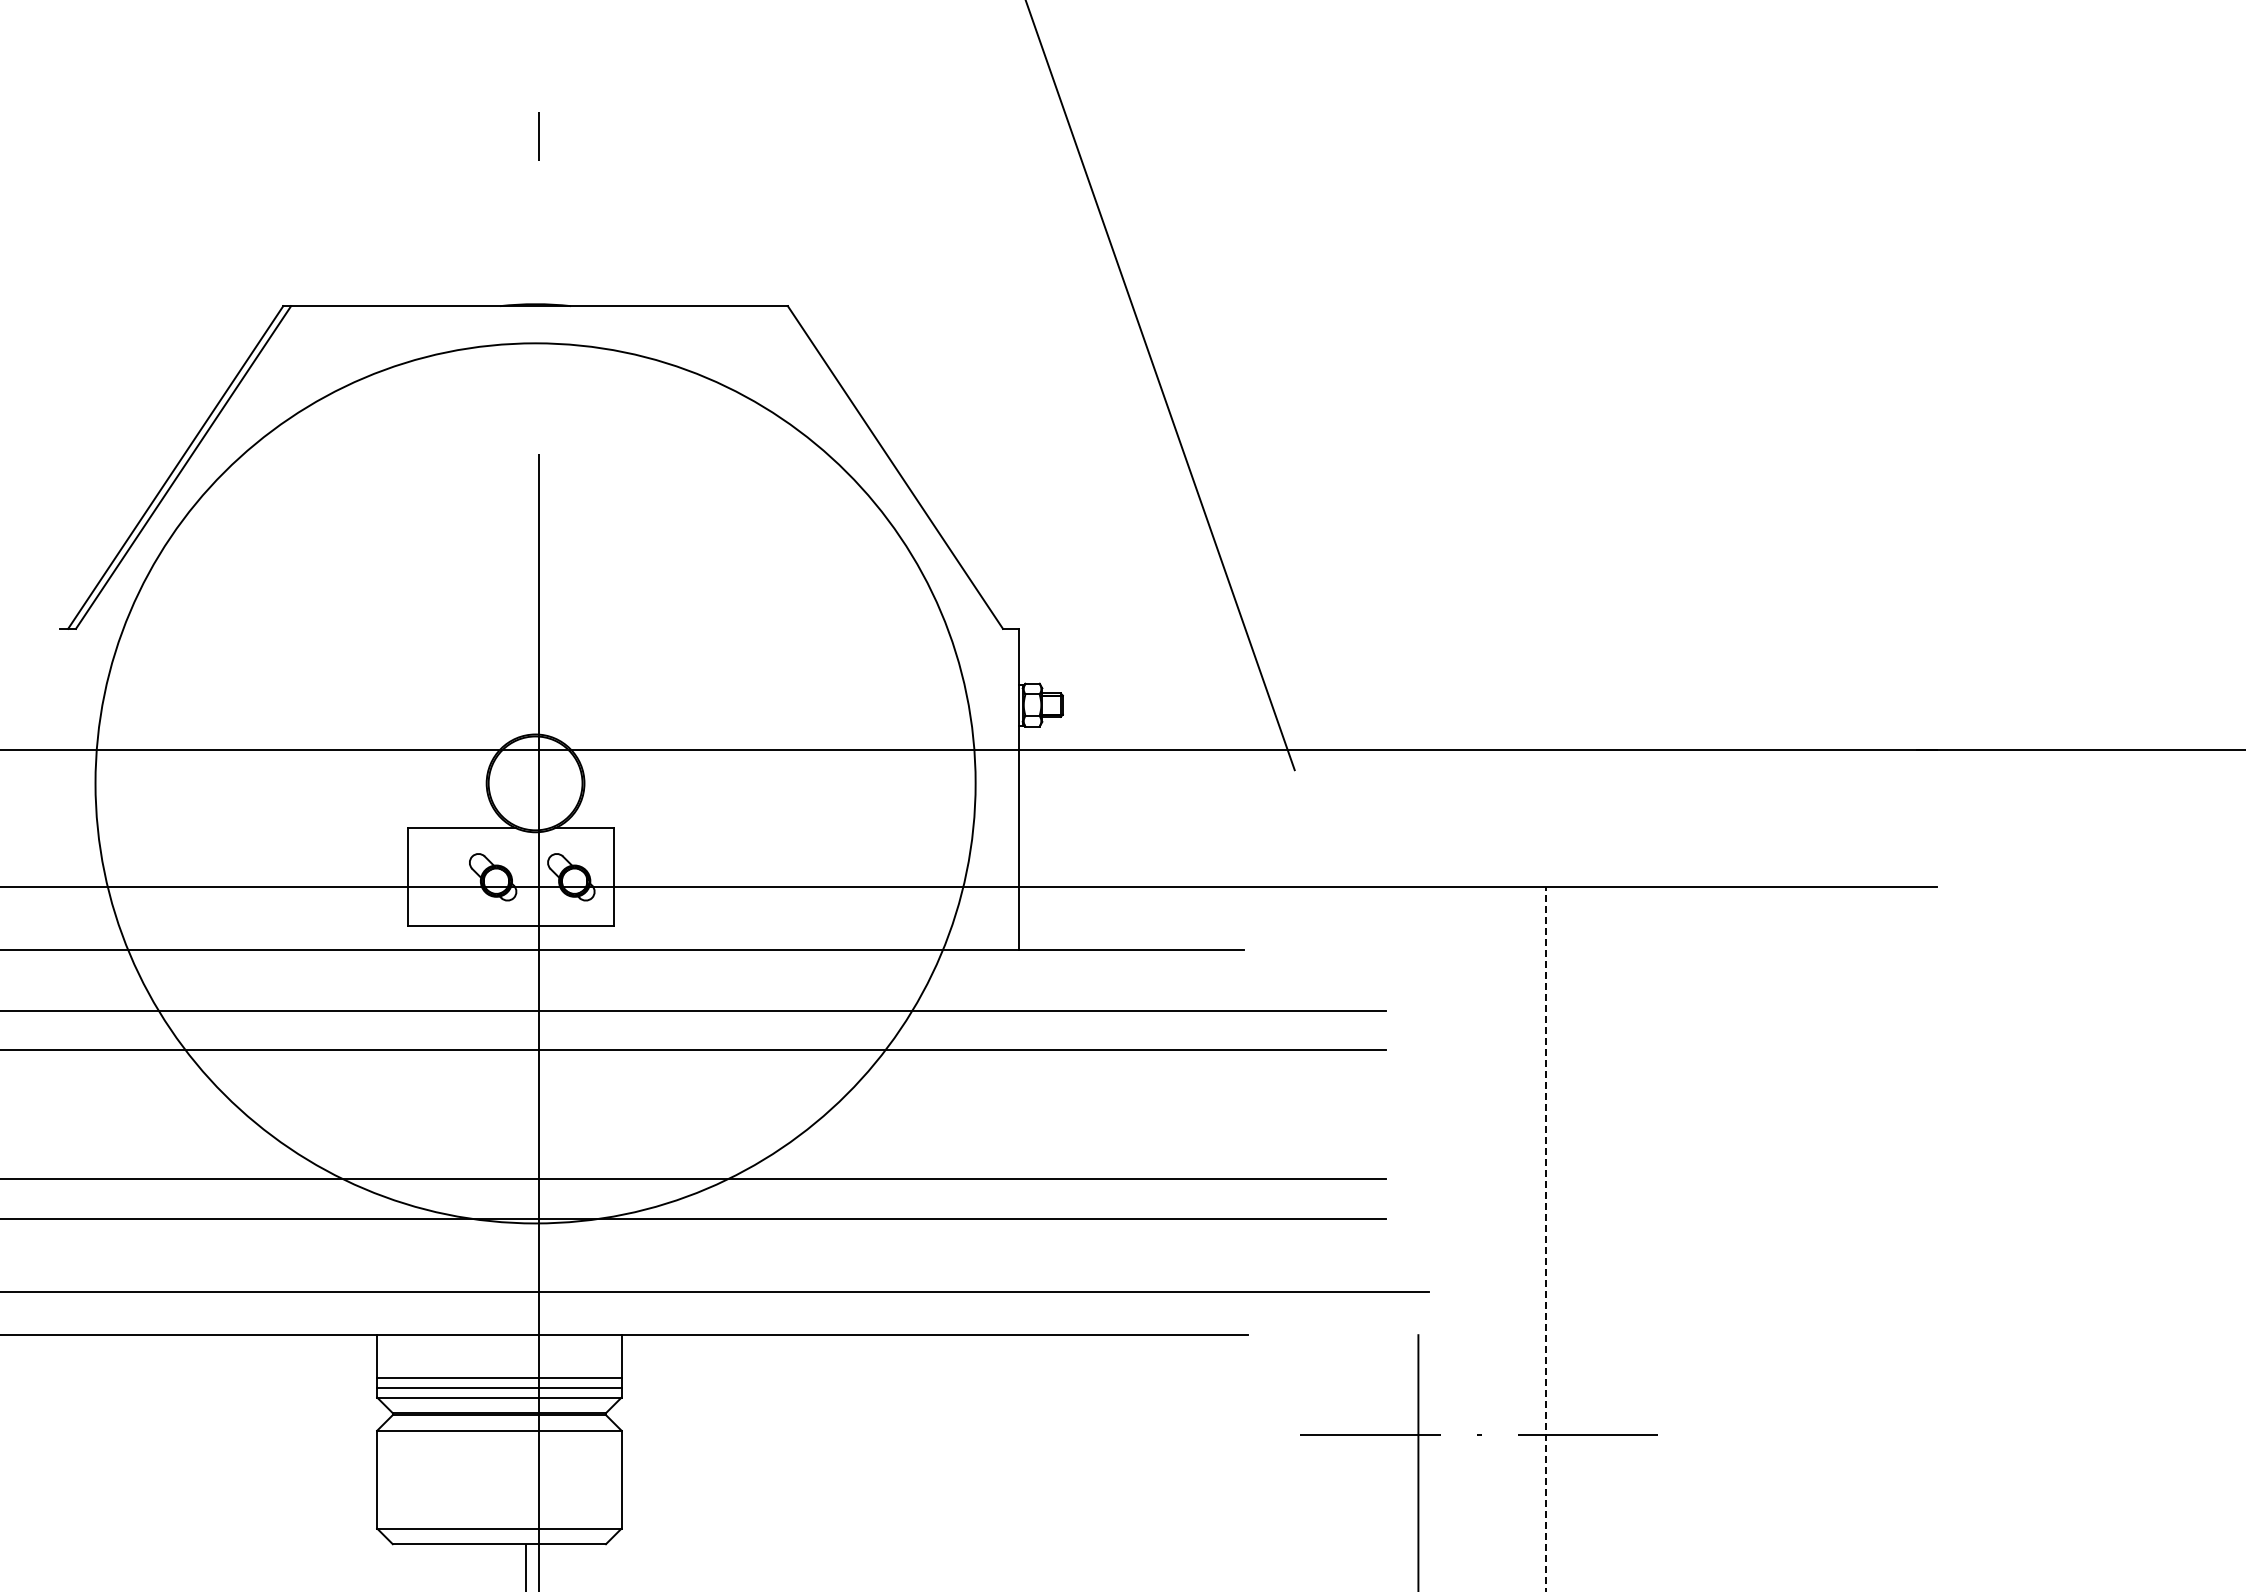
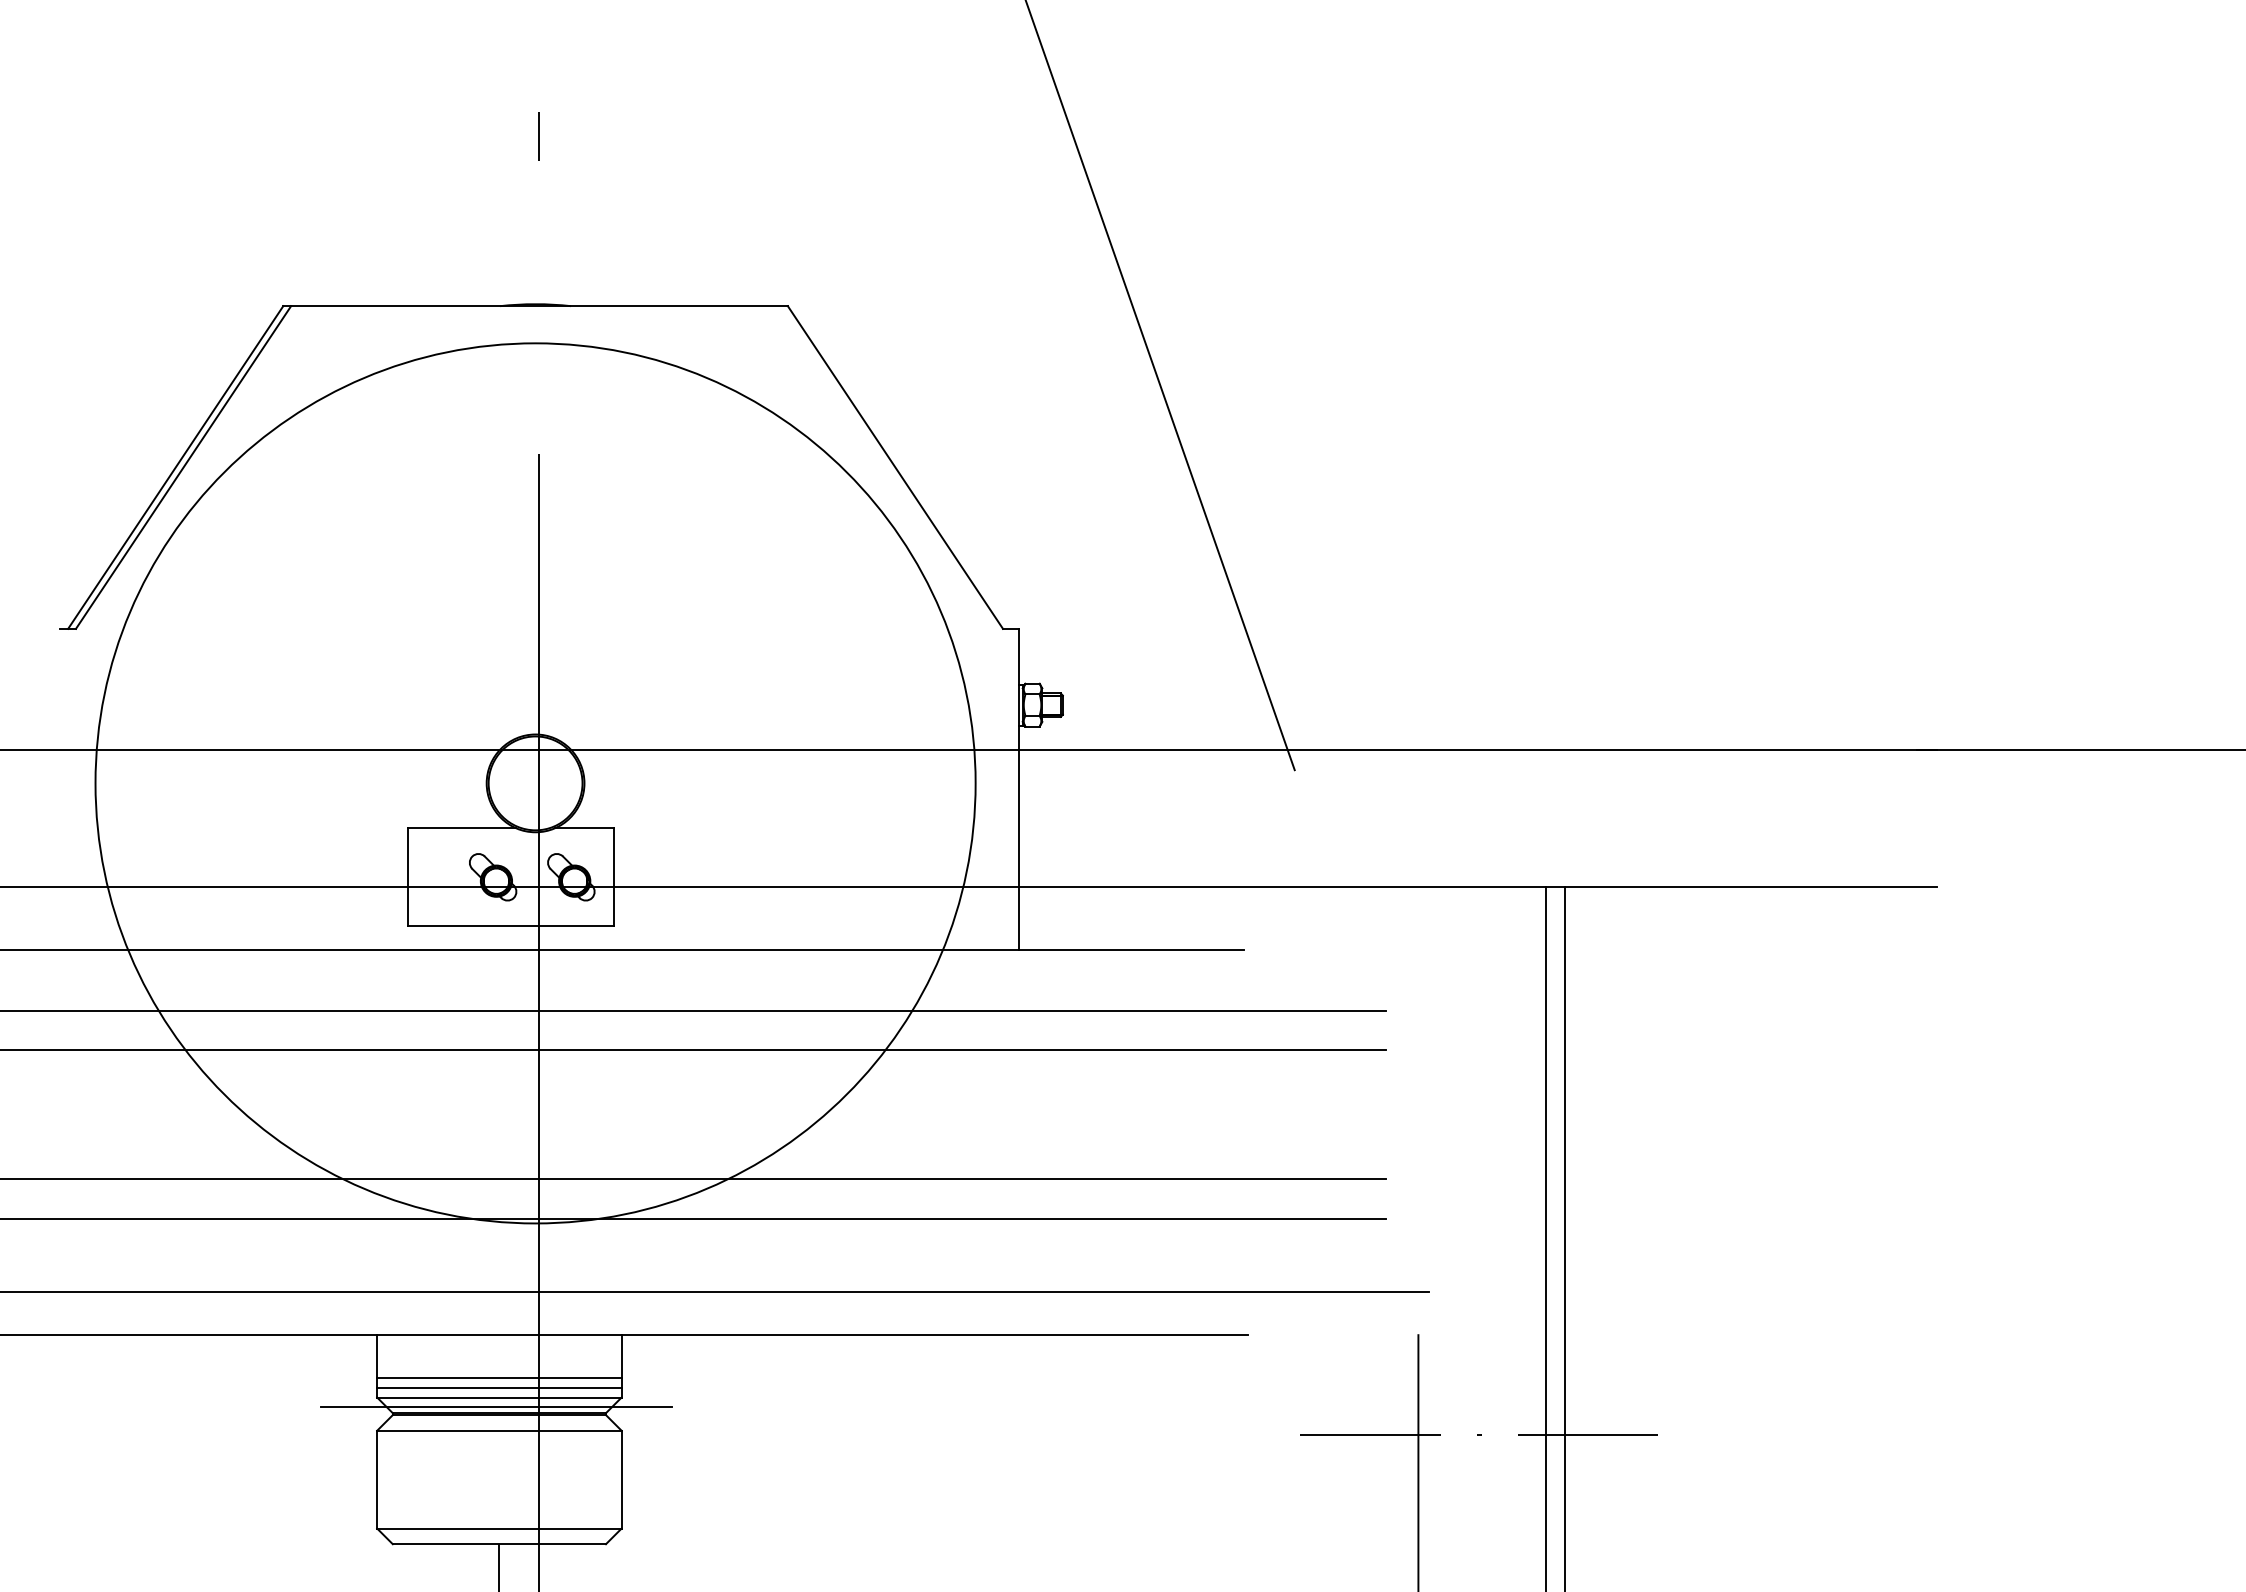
line: none -> present (1565, 1237)
line: dashed -> solid (1545, 1239)
line: none -> present (495, 1407)
line position: (526, 1566) -> (499, 1566) (499, 1566)
